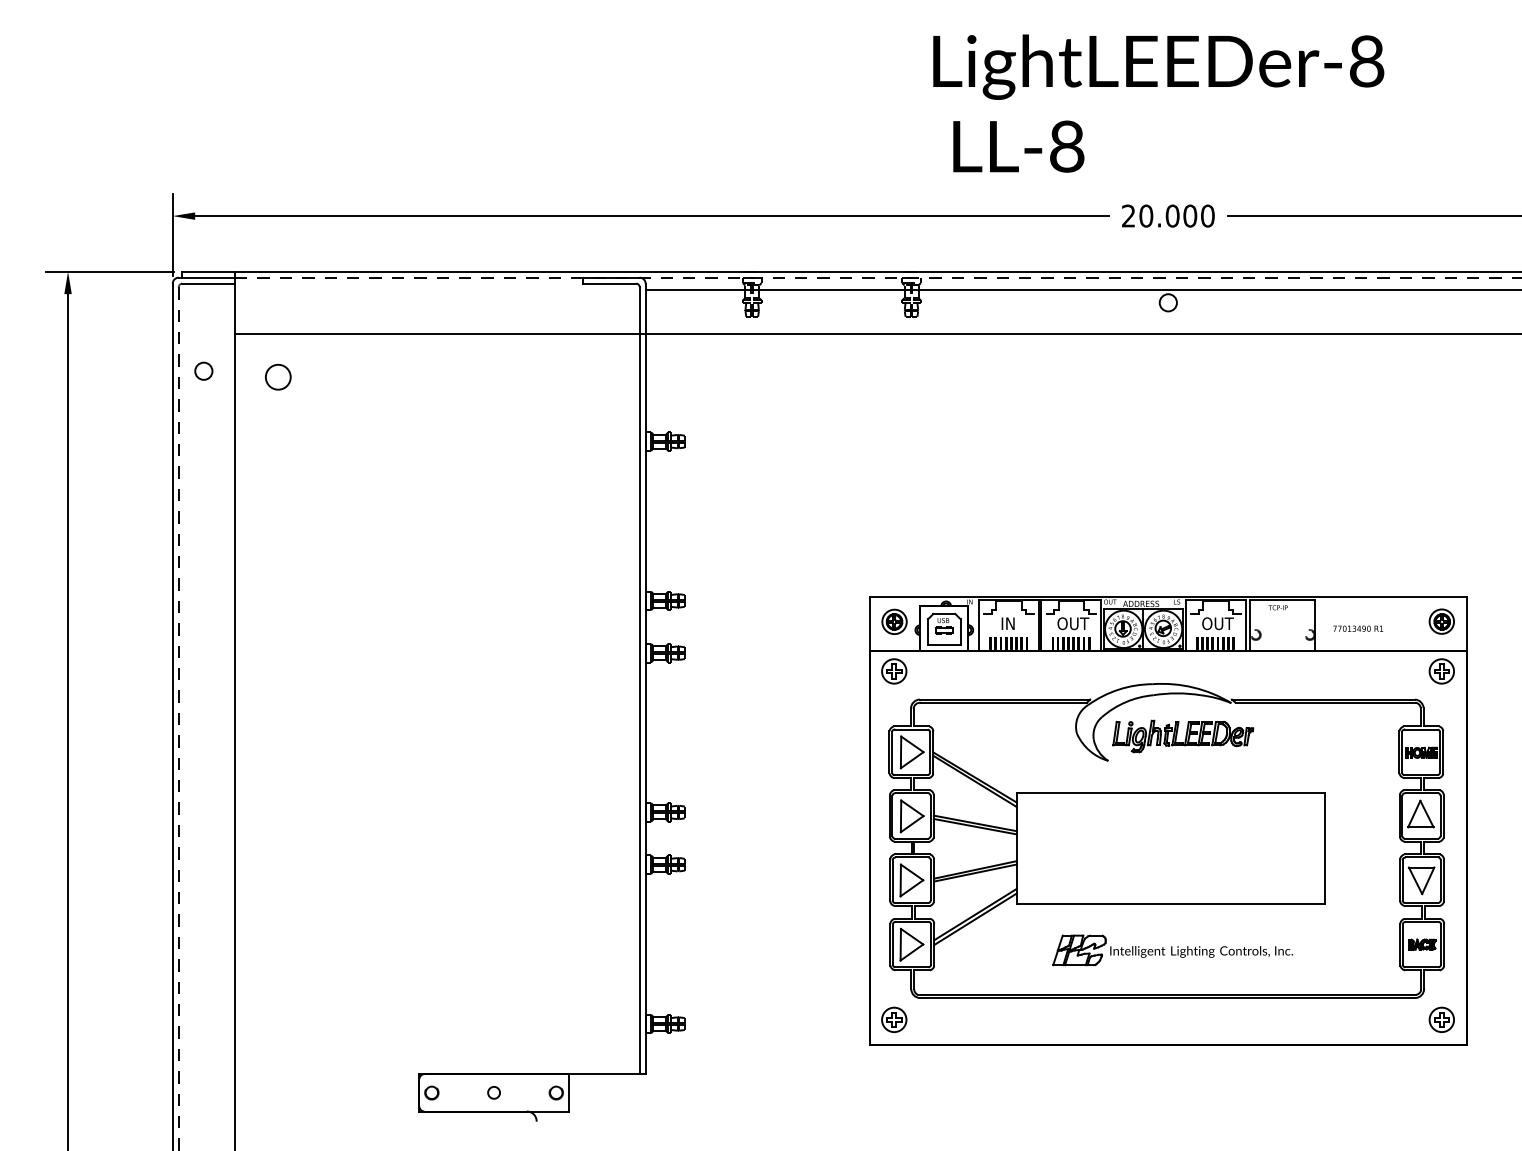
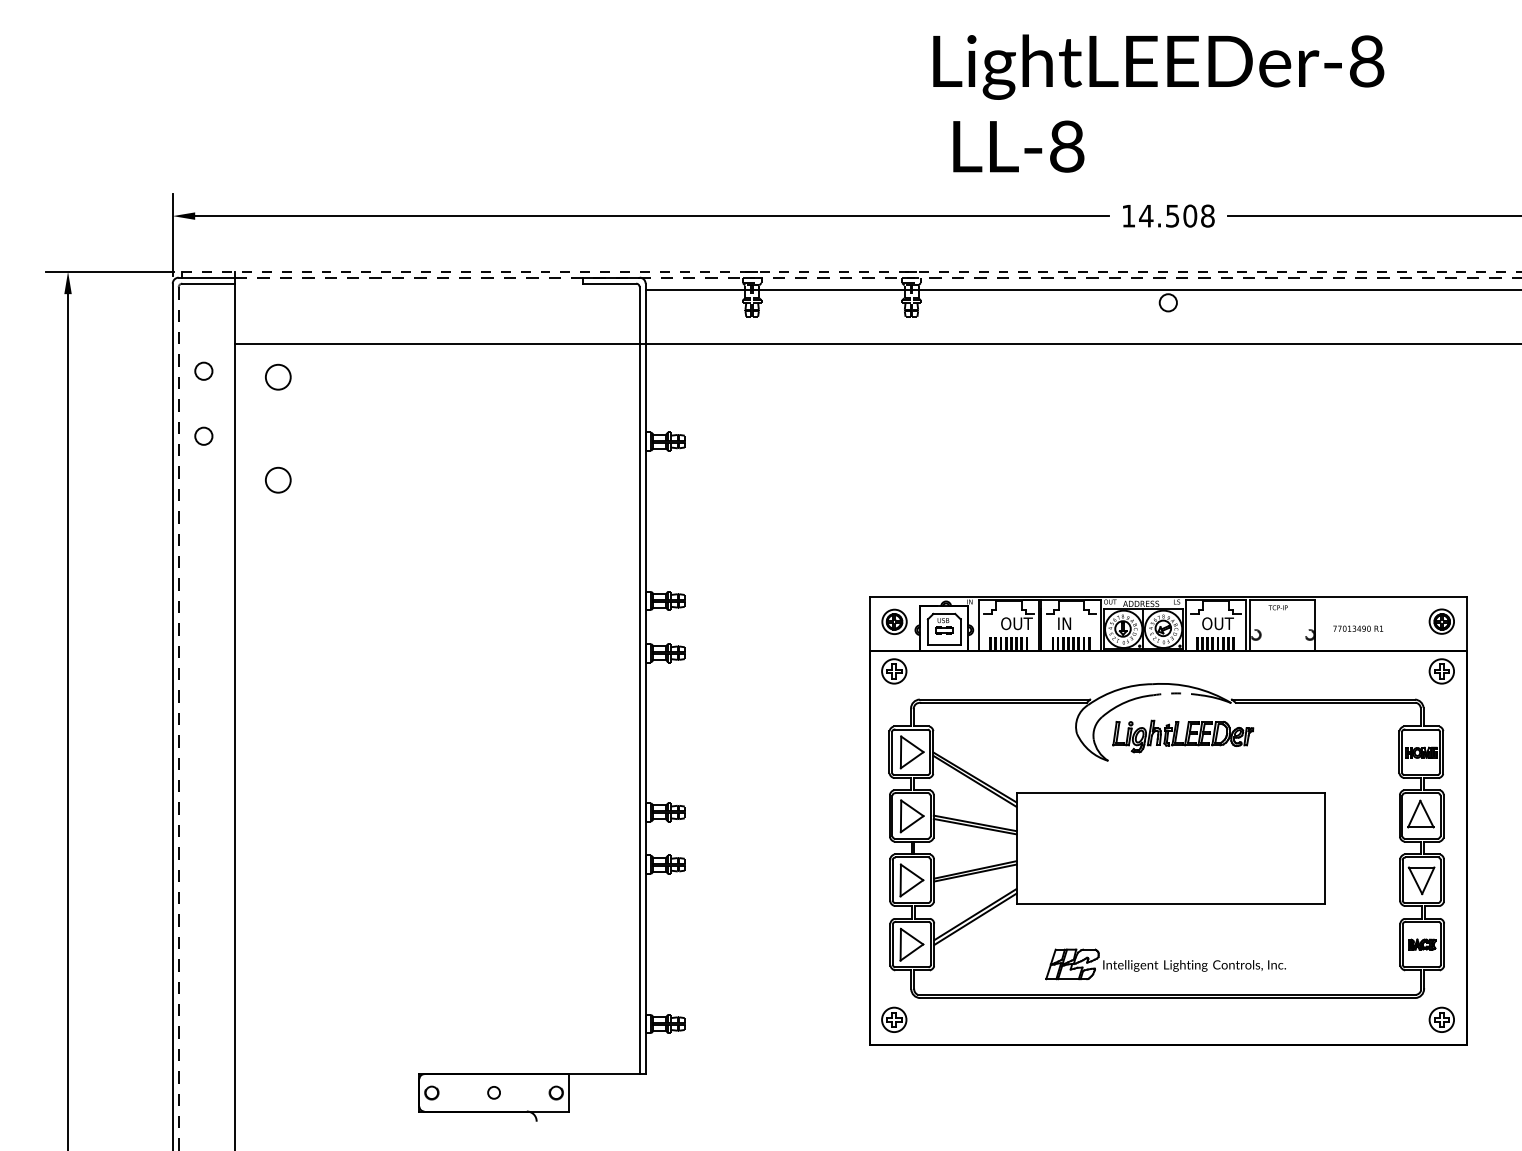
text: 20.000 -> 14.508 (1168, 215)
line: solid -> dashed (851, 271)
line position: (876, 333) -> (876, 343) (876, 343)
circle: none -> present (203, 435)
circle: none -> present (278, 479)
text: IN -> OUT (1016, 623)
text: OUT -> IN (1073, 623)
arc: solid -> dashed (1177, 693)
part position: (1172, 950) -> (1165, 964) (1165, 964)
